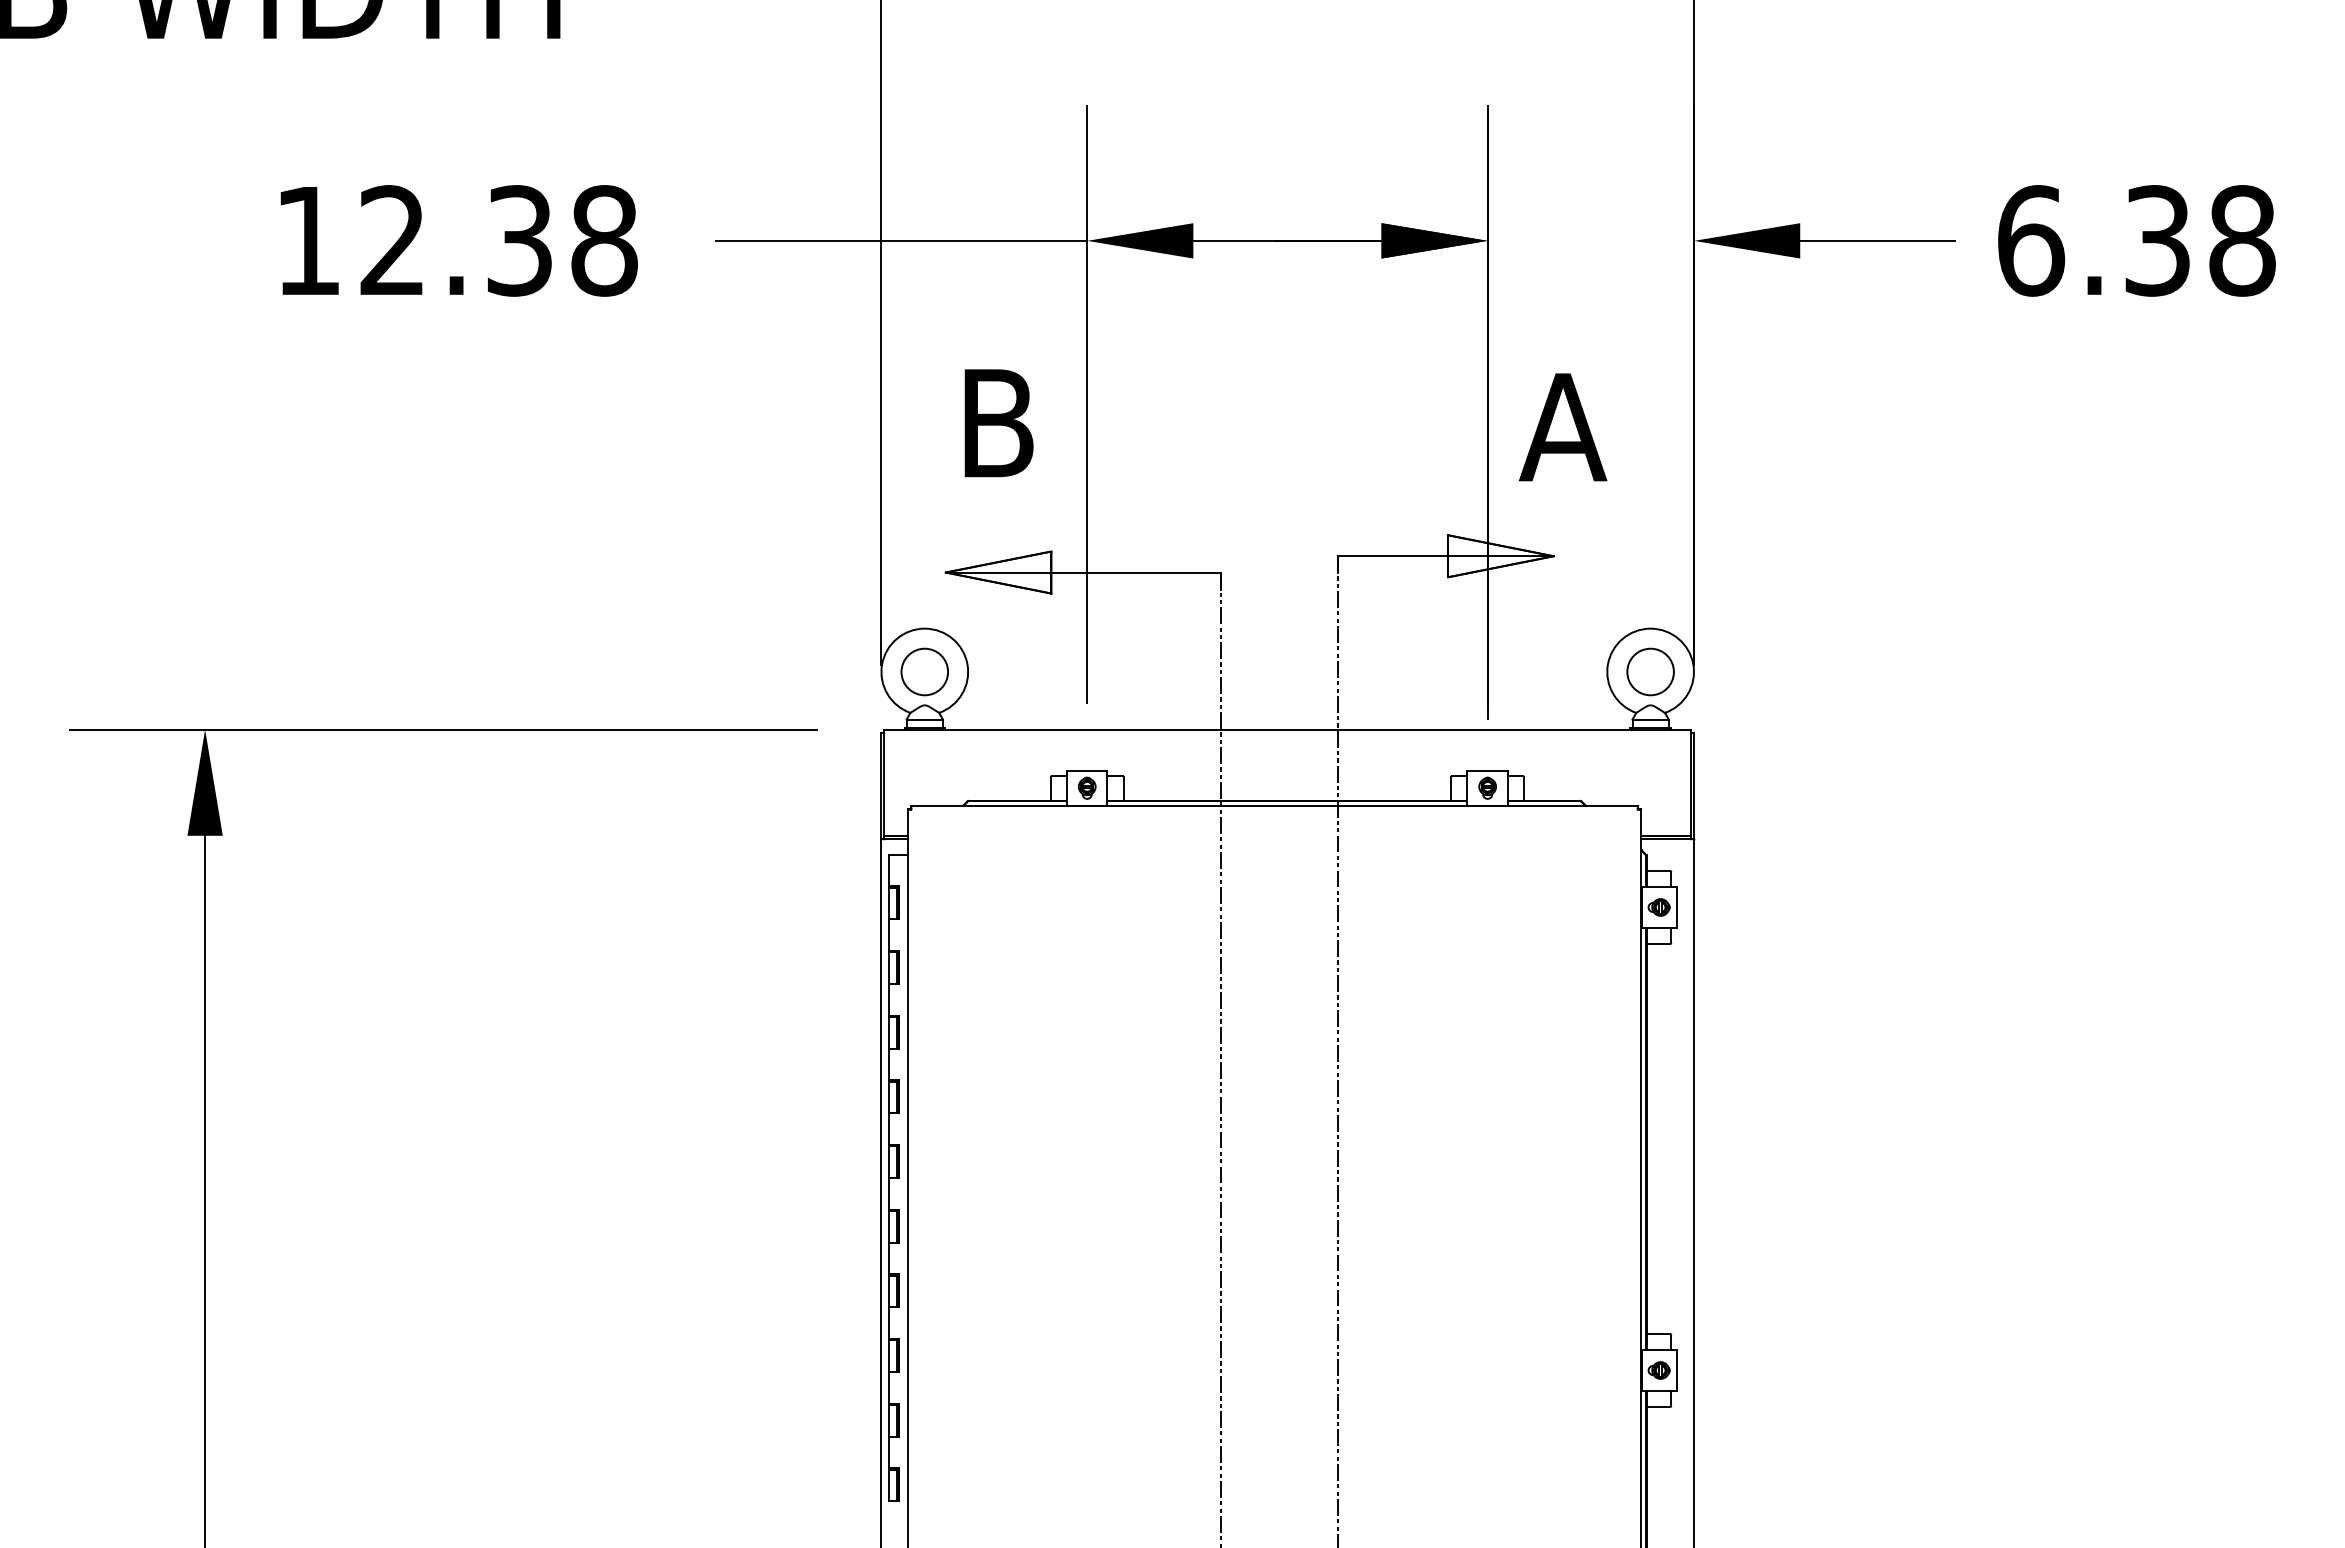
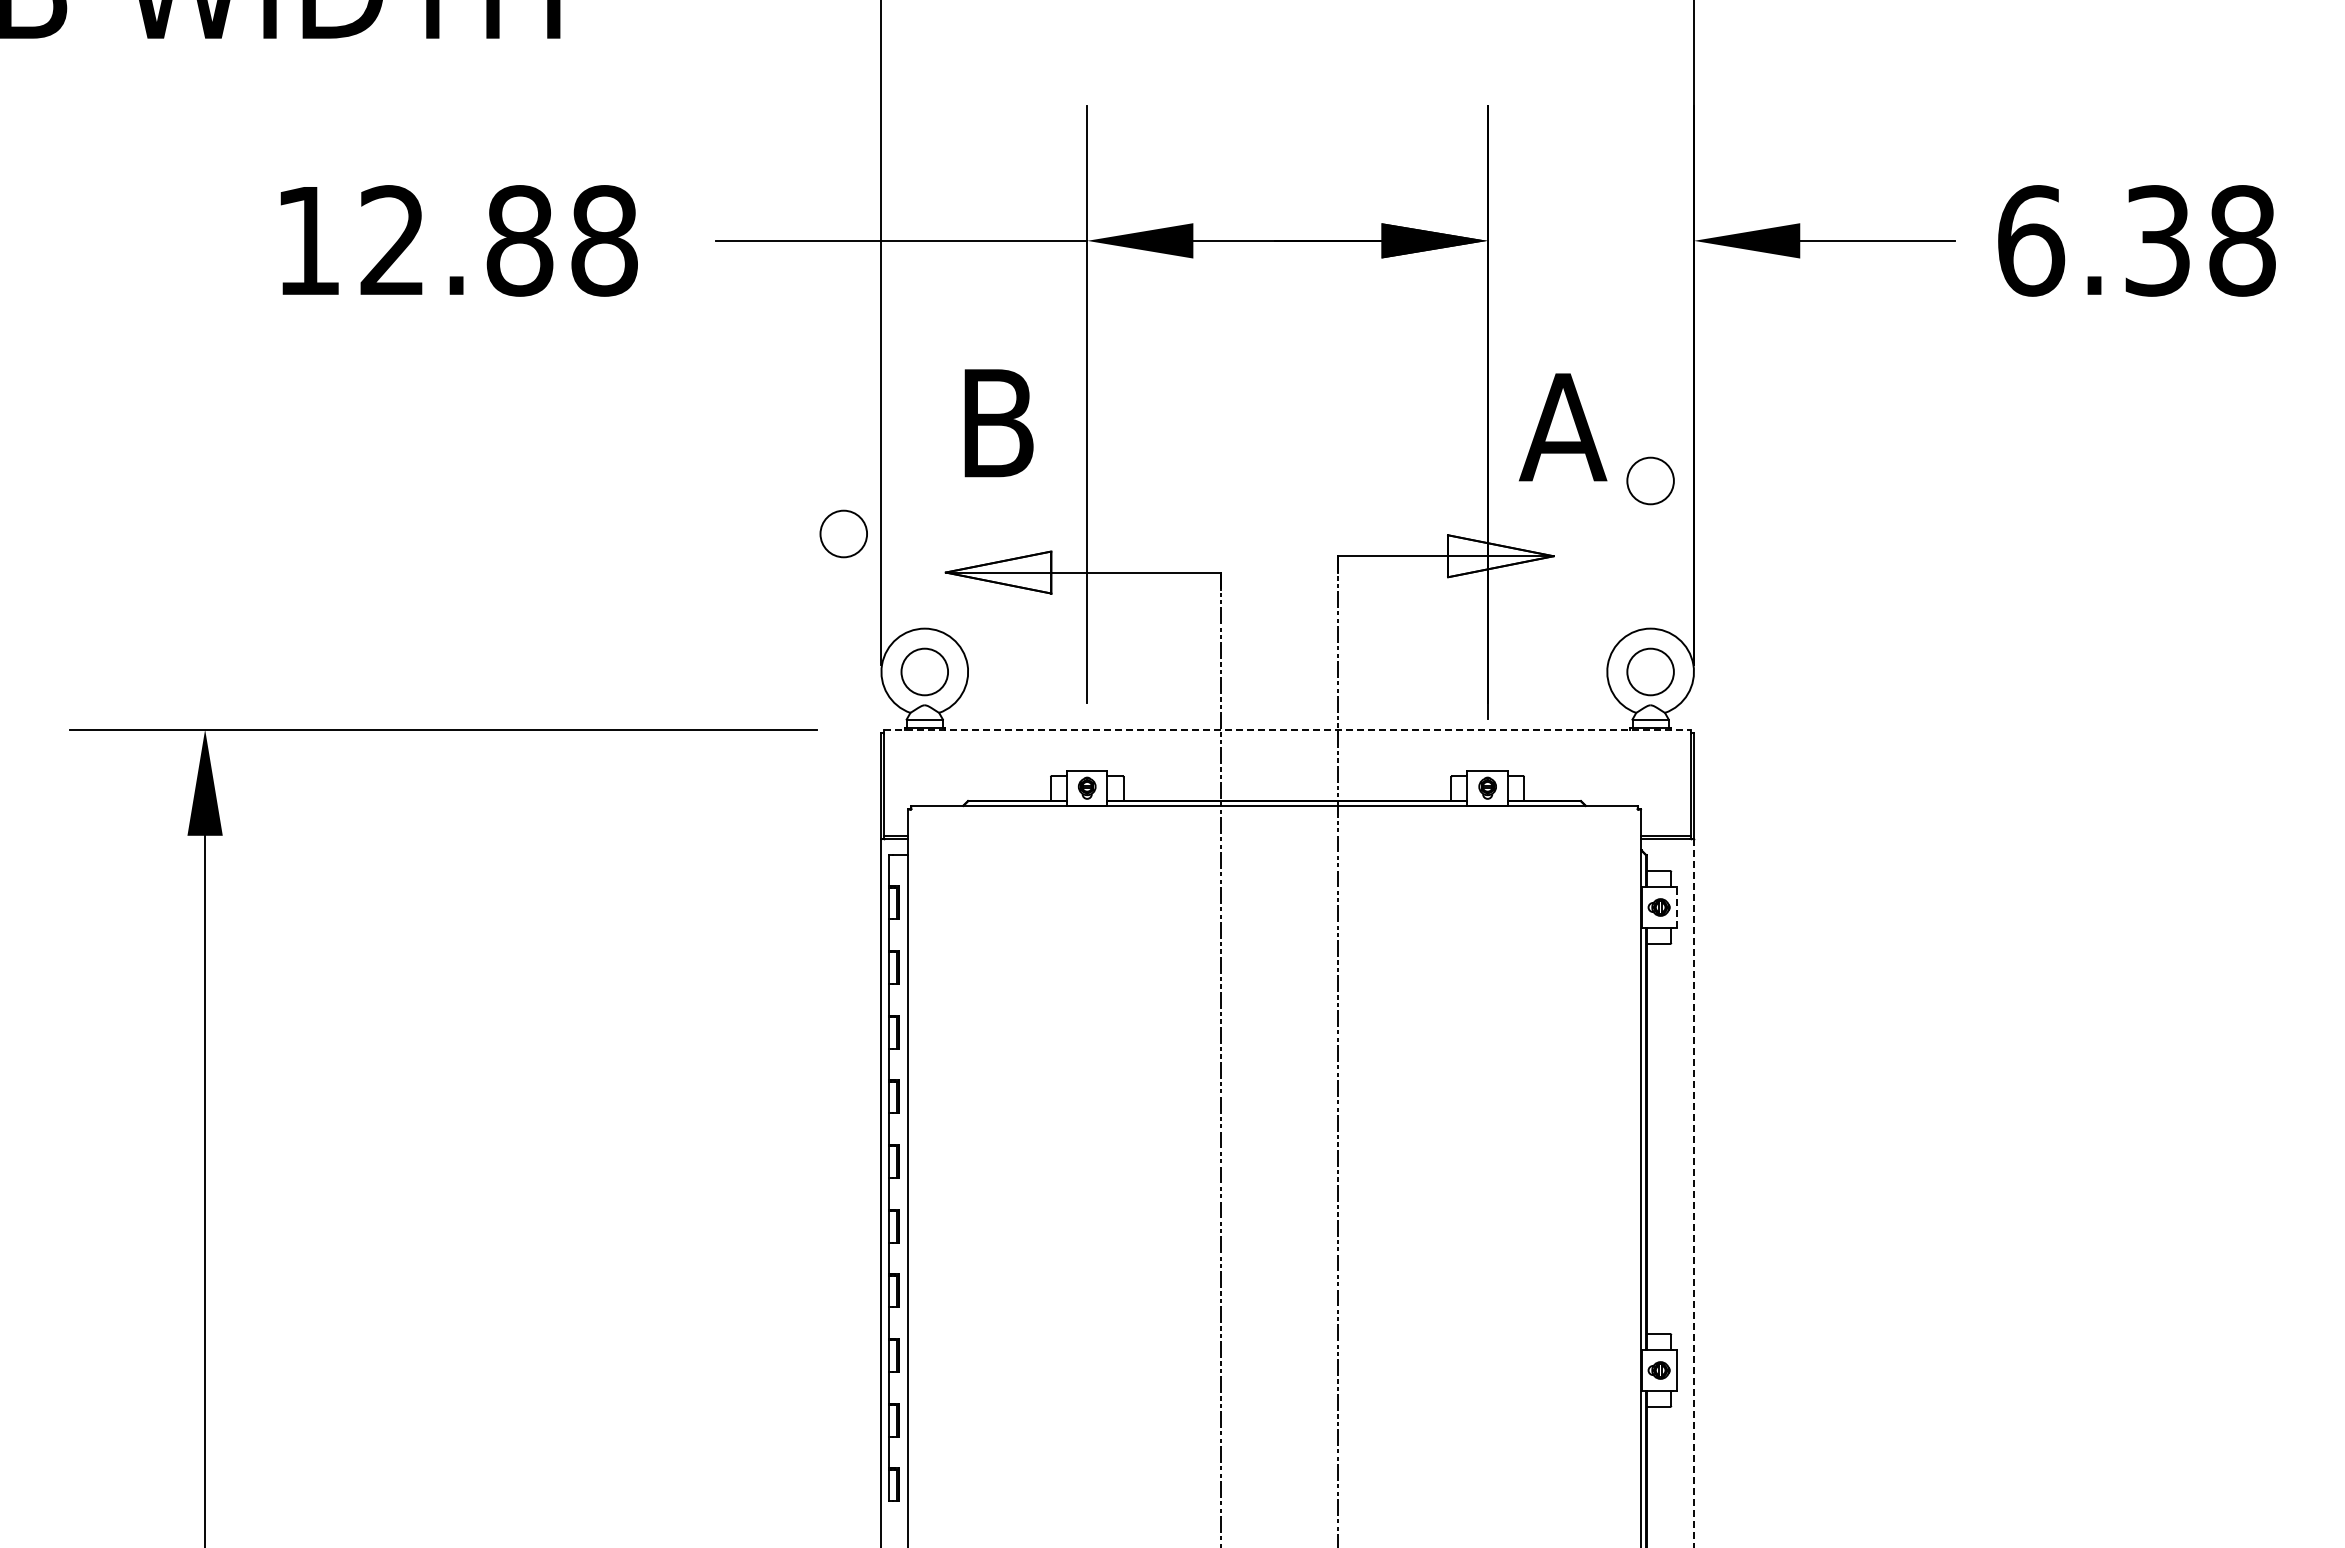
text: 12.38 -> 12.88 (519, 240)
circle: none -> present (1650, 480)
circle: none -> present (843, 533)
line: solid -> dashed (1288, 729)
line: solid -> dashed (1676, 907)
line: solid -> dashed (1694, 1193)
